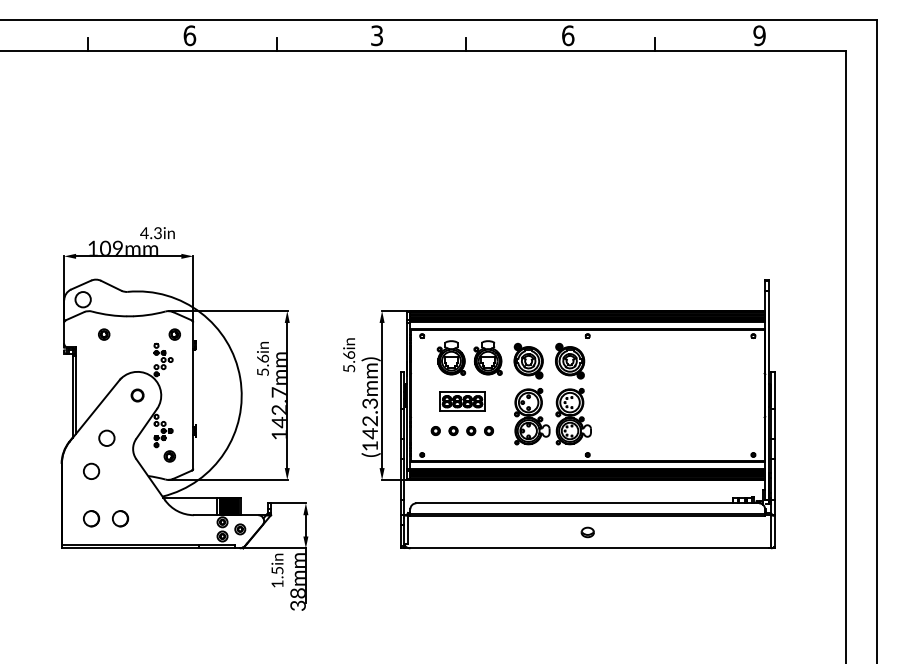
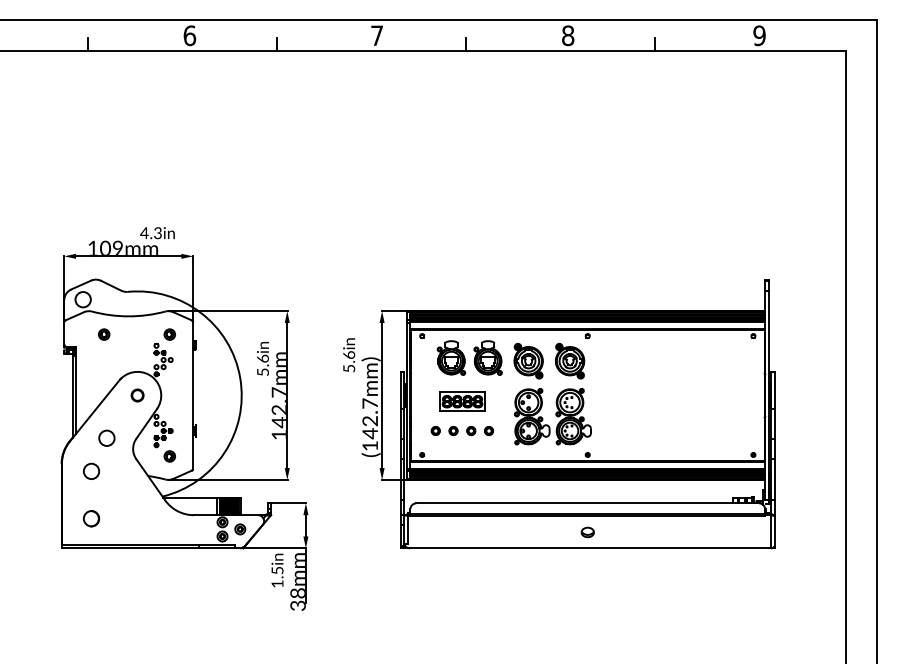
text: 3 -> 7 (376, 35)
text: 6 -> 8 (568, 35)
part position: (174, 334) -> (169, 334) (169, 334)
text: (142.3mm) -> (142.7mm) (369, 403)
circle: present -> none (120, 518)
